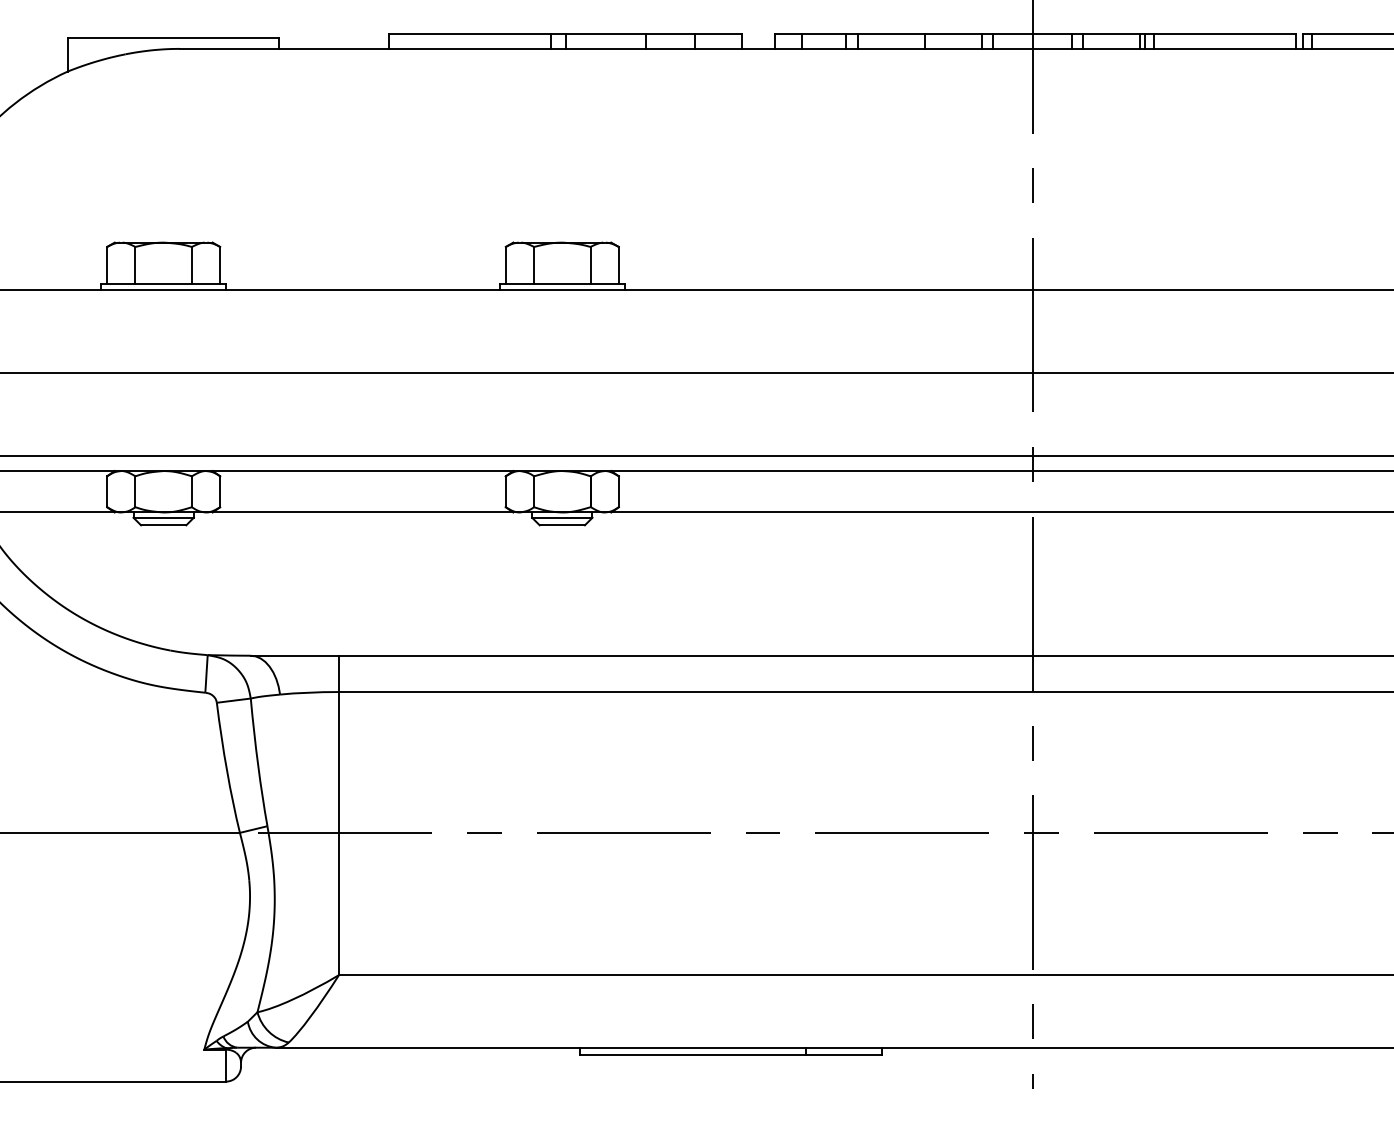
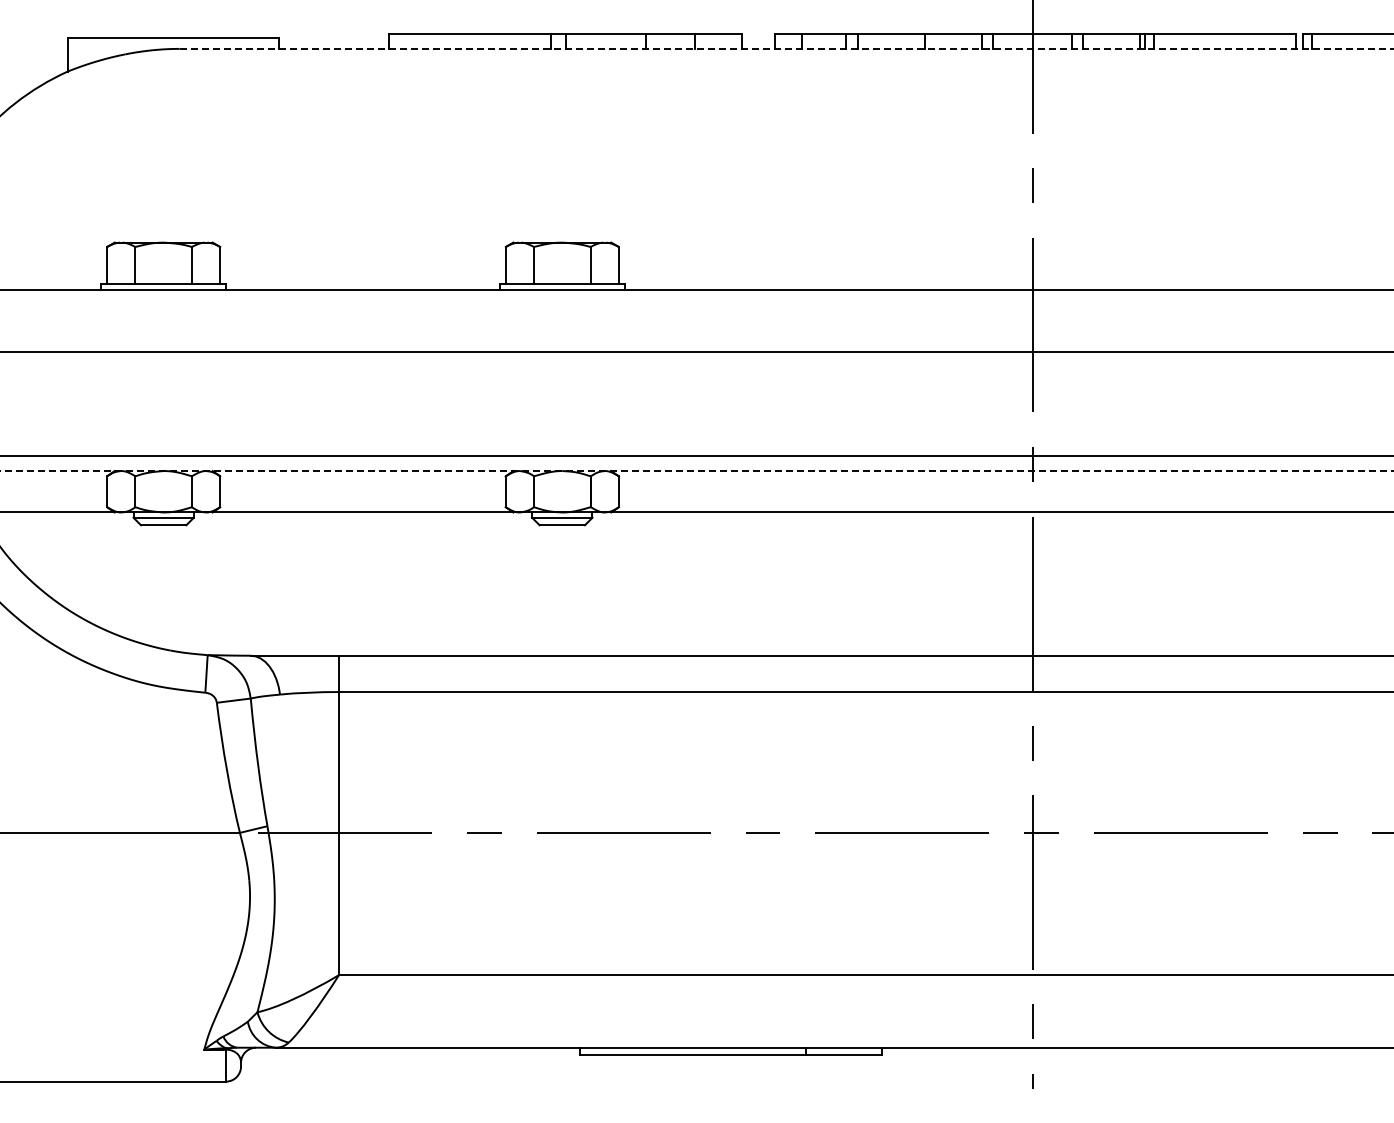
line: solid -> dashed (786, 48)
line position: (696, 373) -> (696, 352) (696, 352)
line: solid -> dashed (697, 471)
